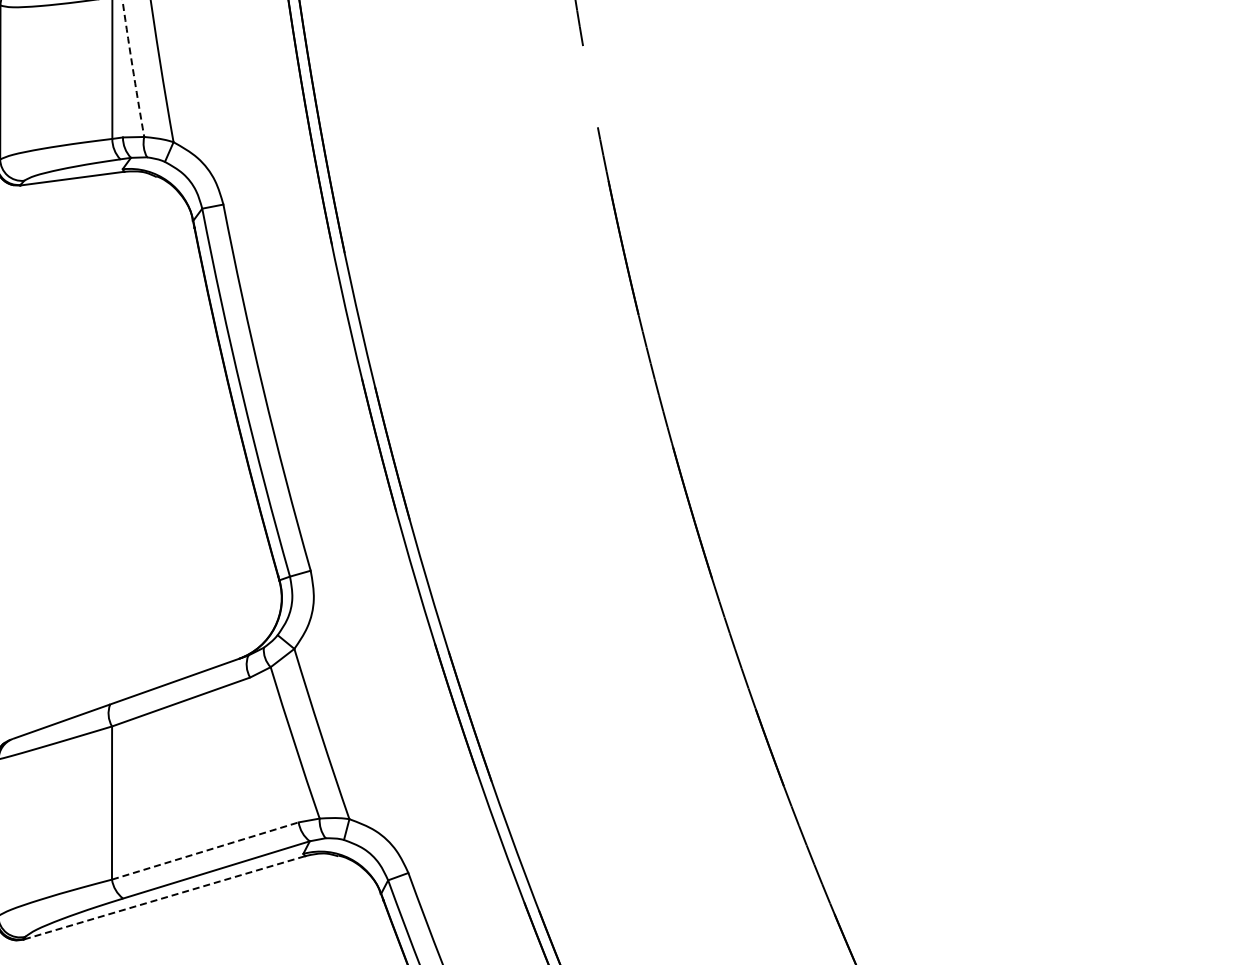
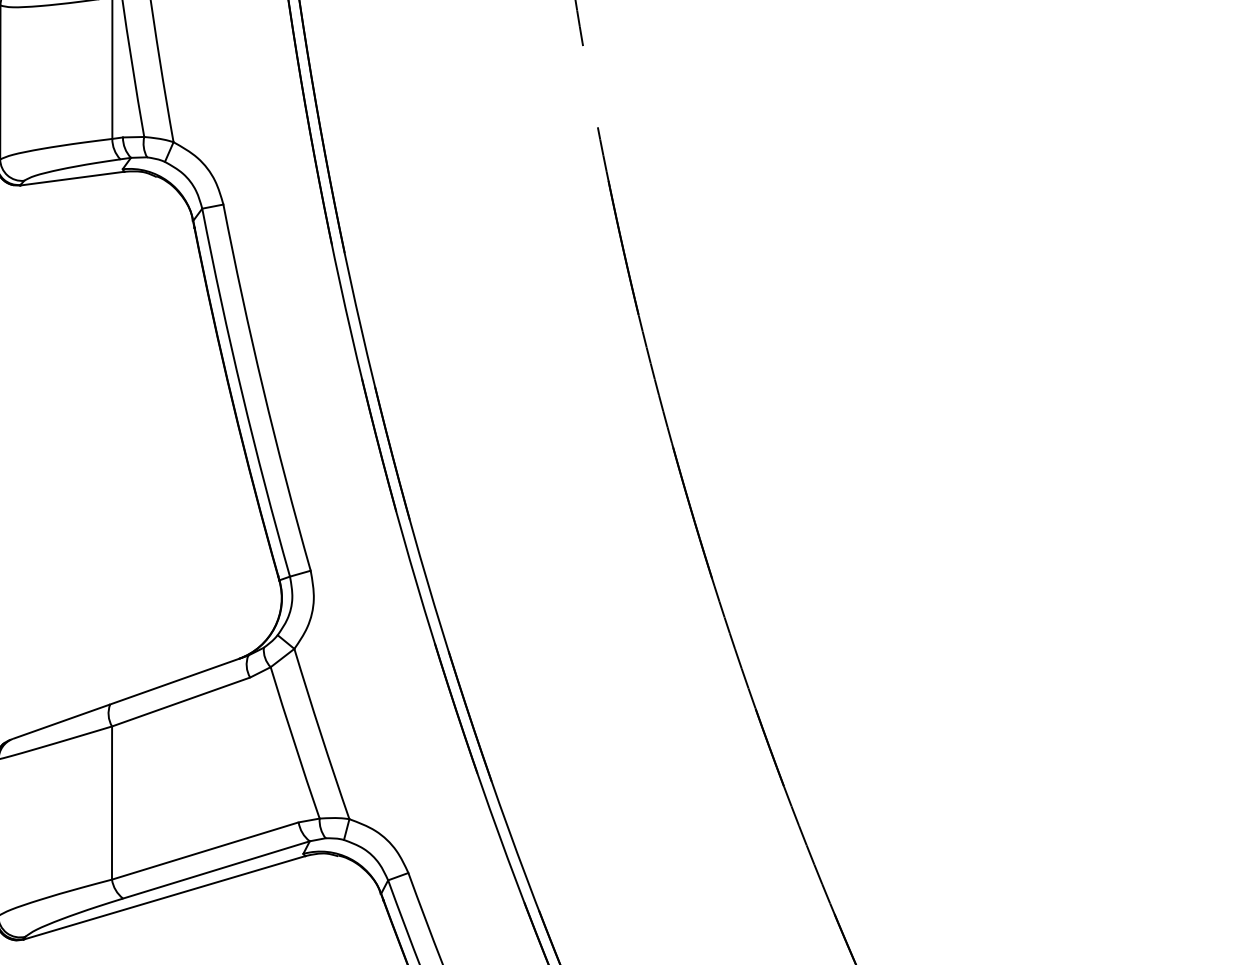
arc: dashed -> solid (132, 69)
line: dashed -> solid (205, 851)
line: dashed -> solid (164, 897)
